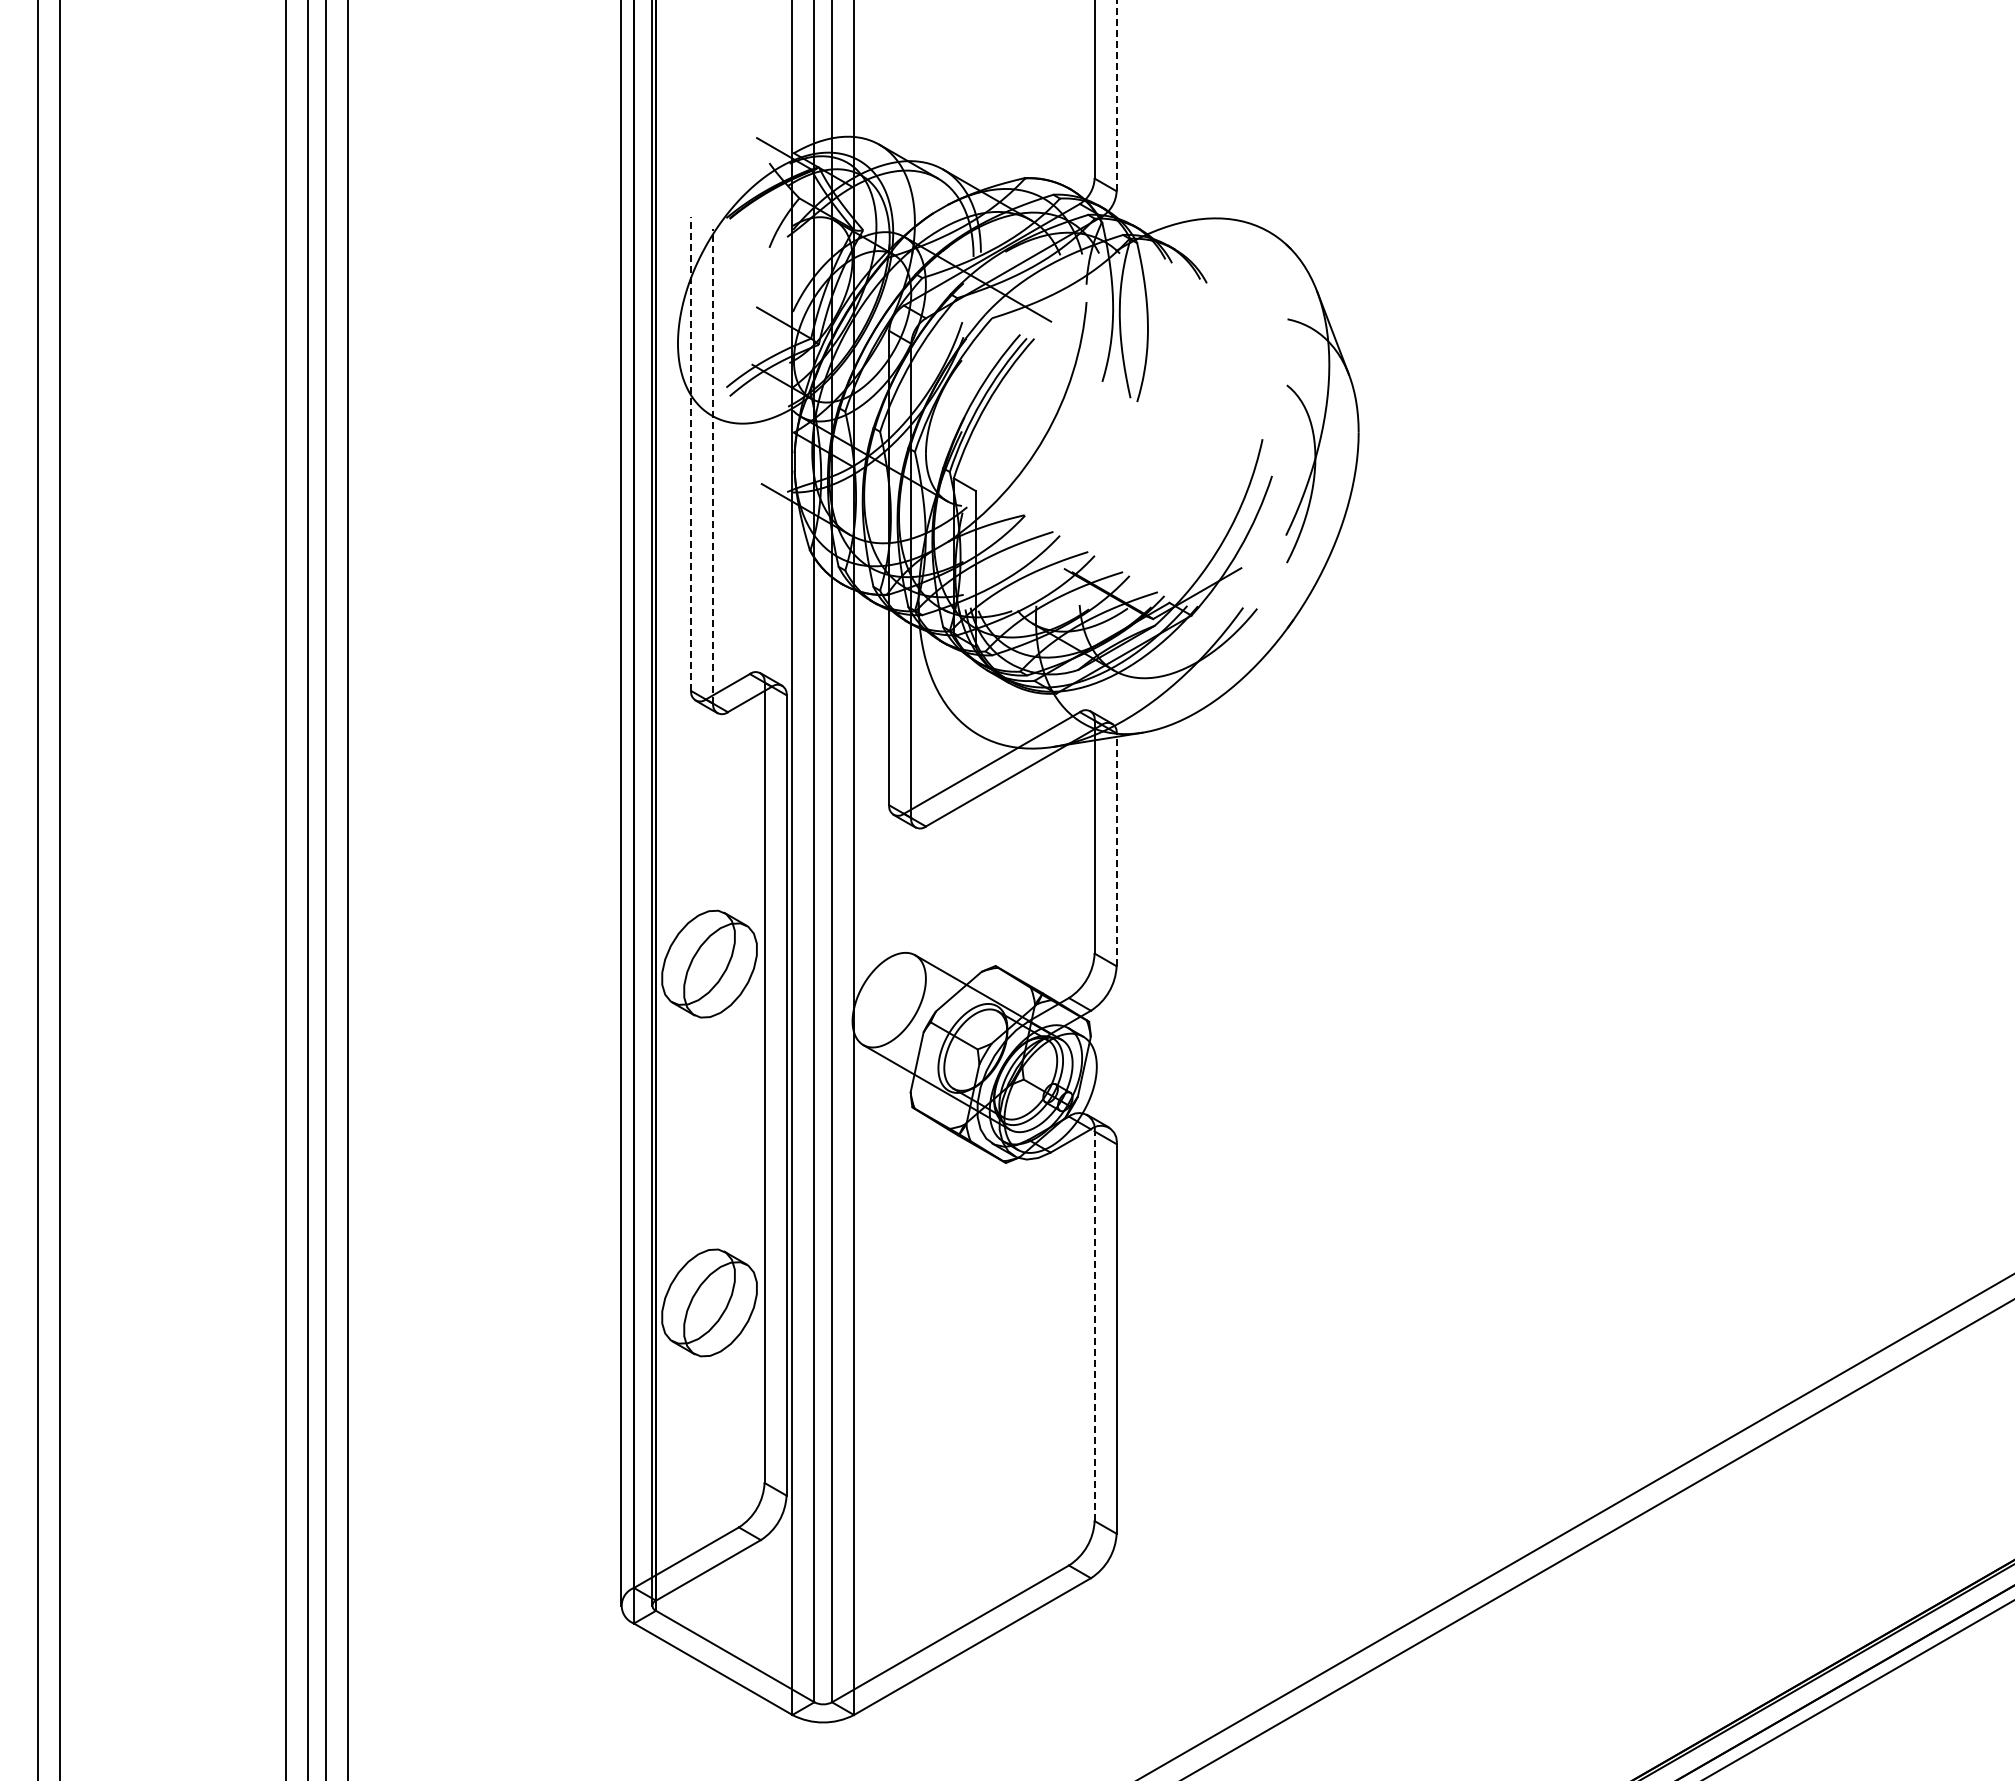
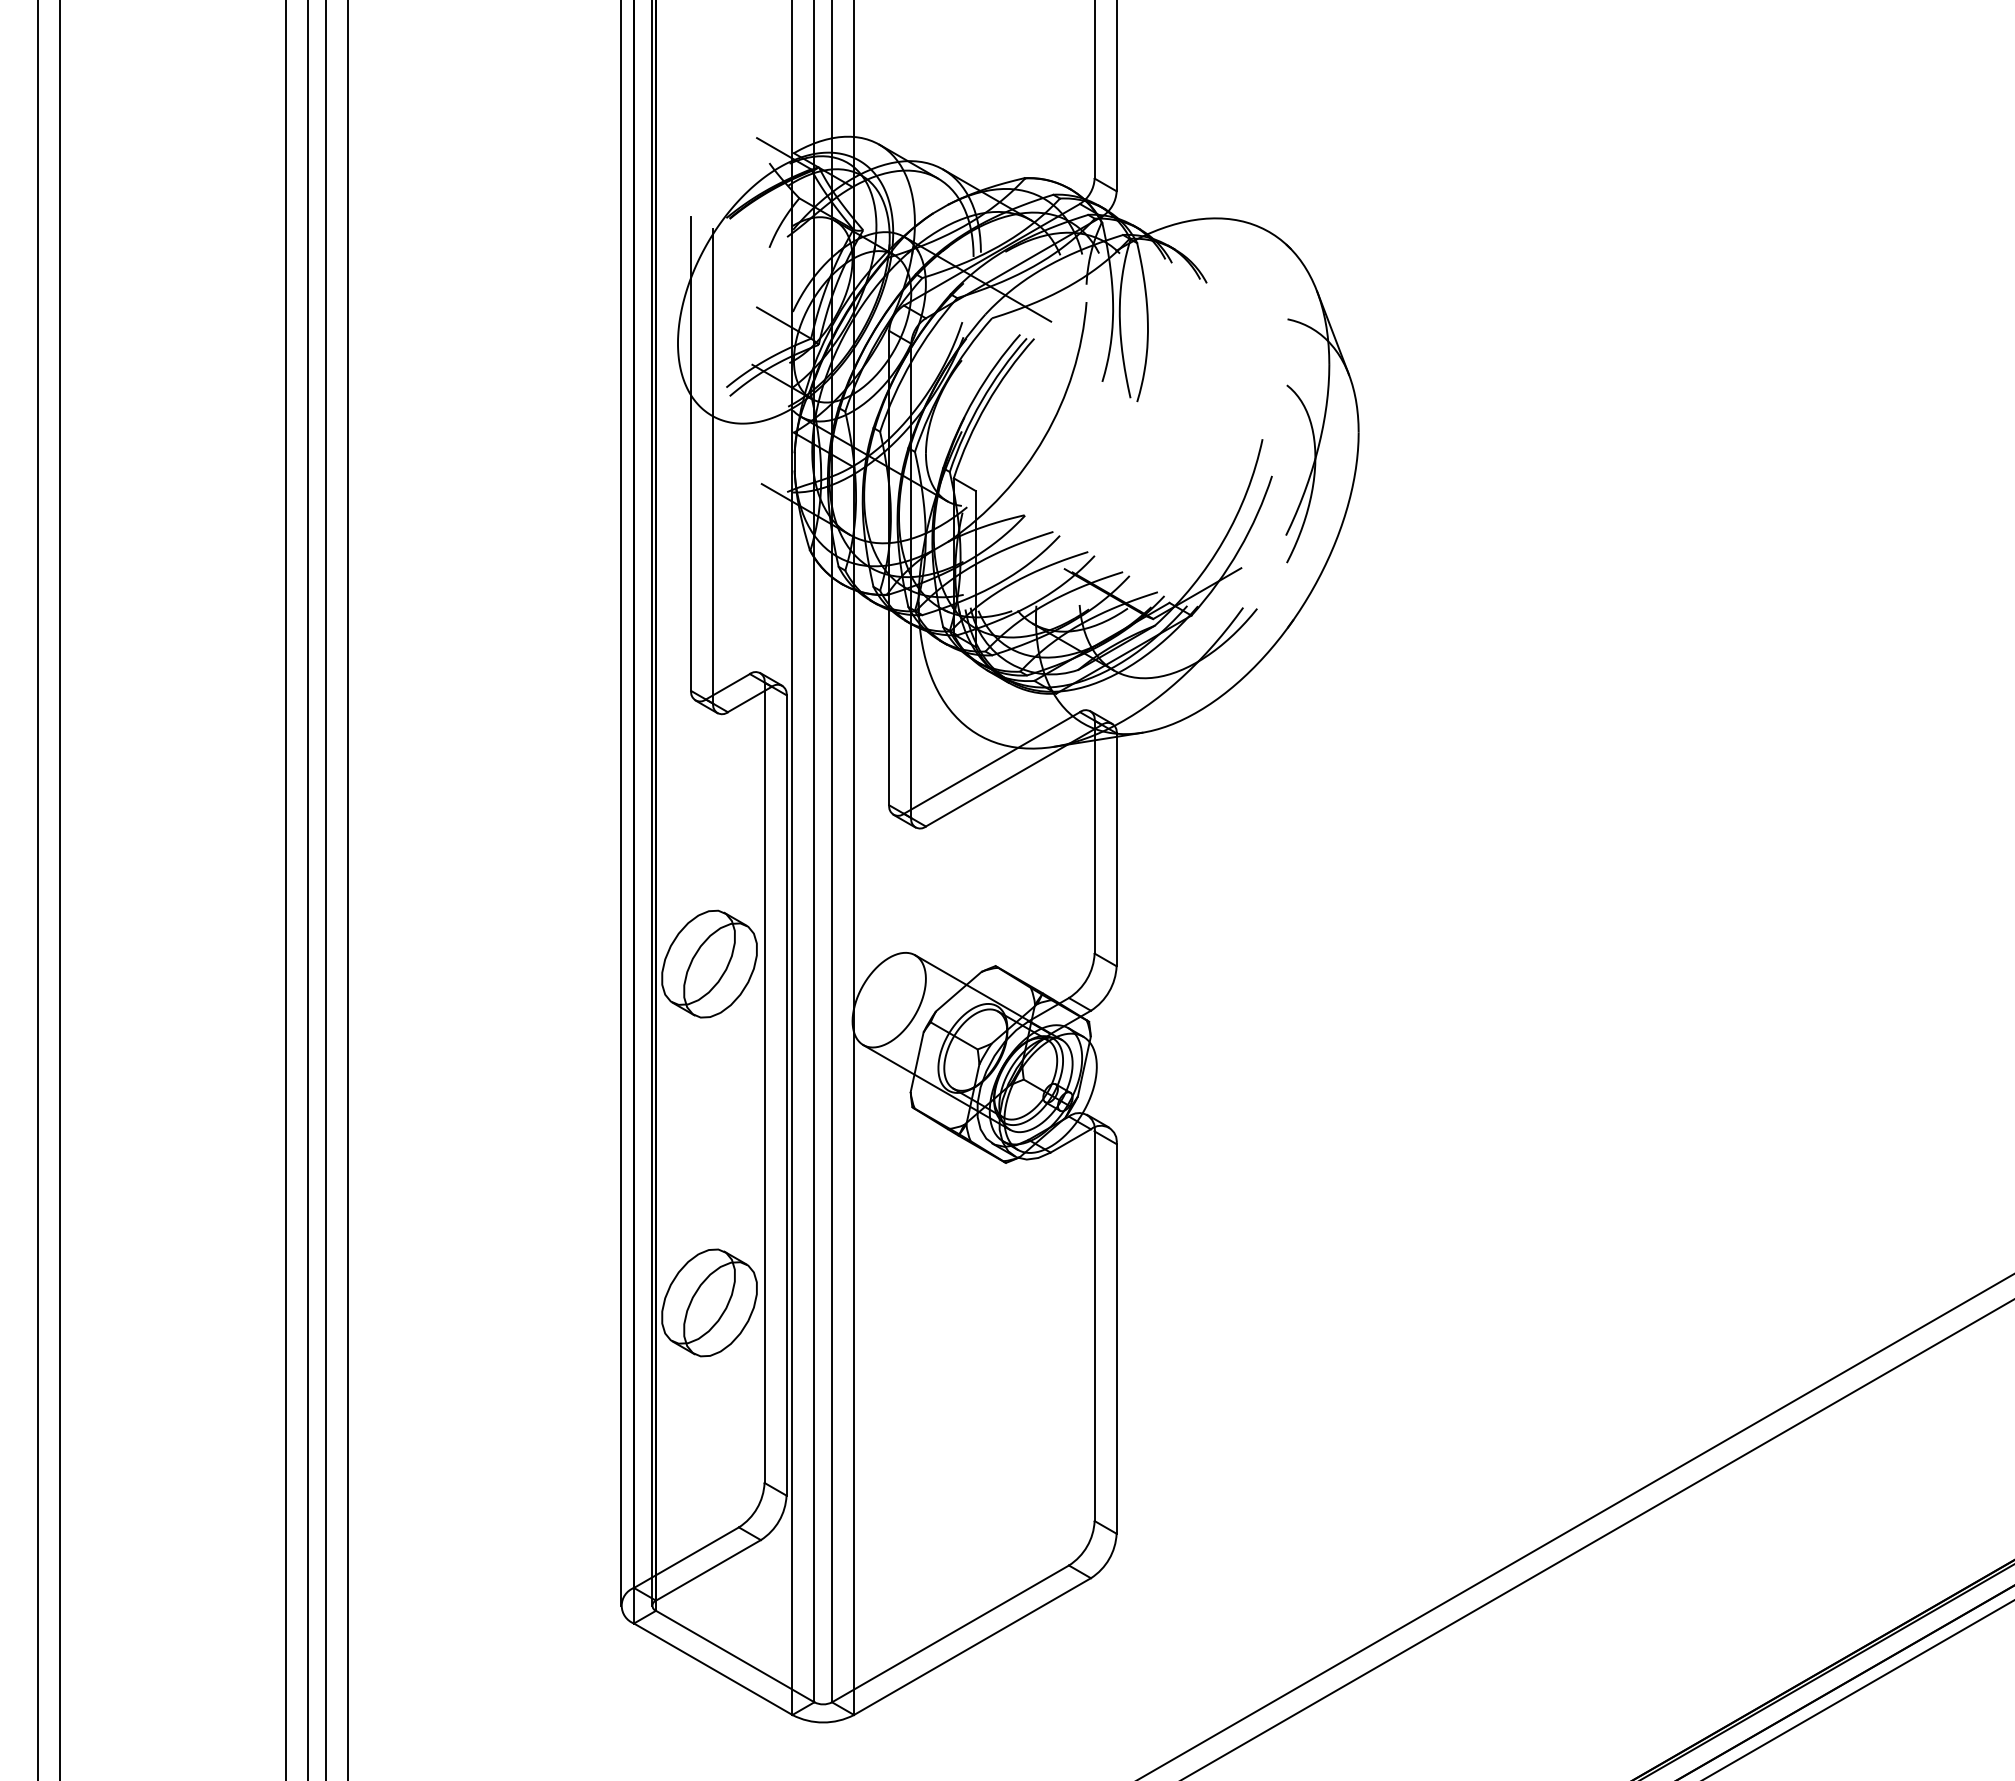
line: dashed -> solid (1116, 95)
line: dashed -> solid (691, 453)
line: dashed -> solid (713, 466)
line: dashed -> solid (1116, 849)
line: dashed -> solid (1094, 1326)
